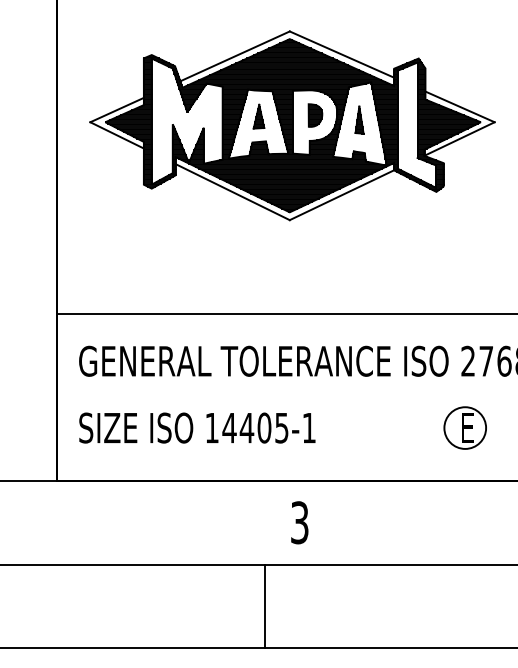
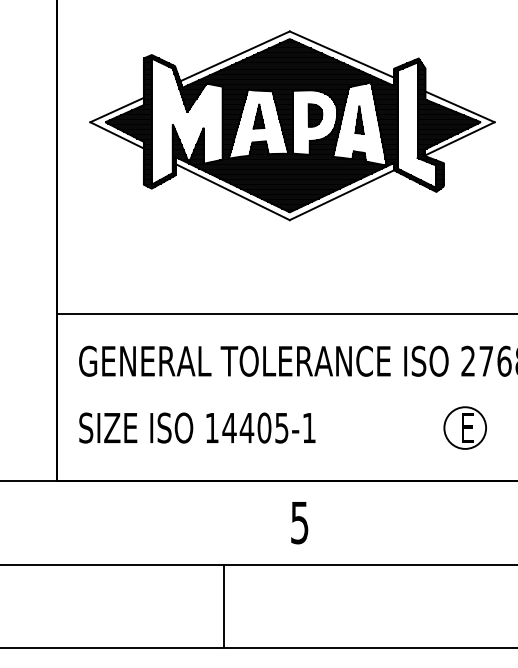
text: 3 -> 5 (299, 522)
line position: (264, 605) -> (223, 605) (223, 605)
